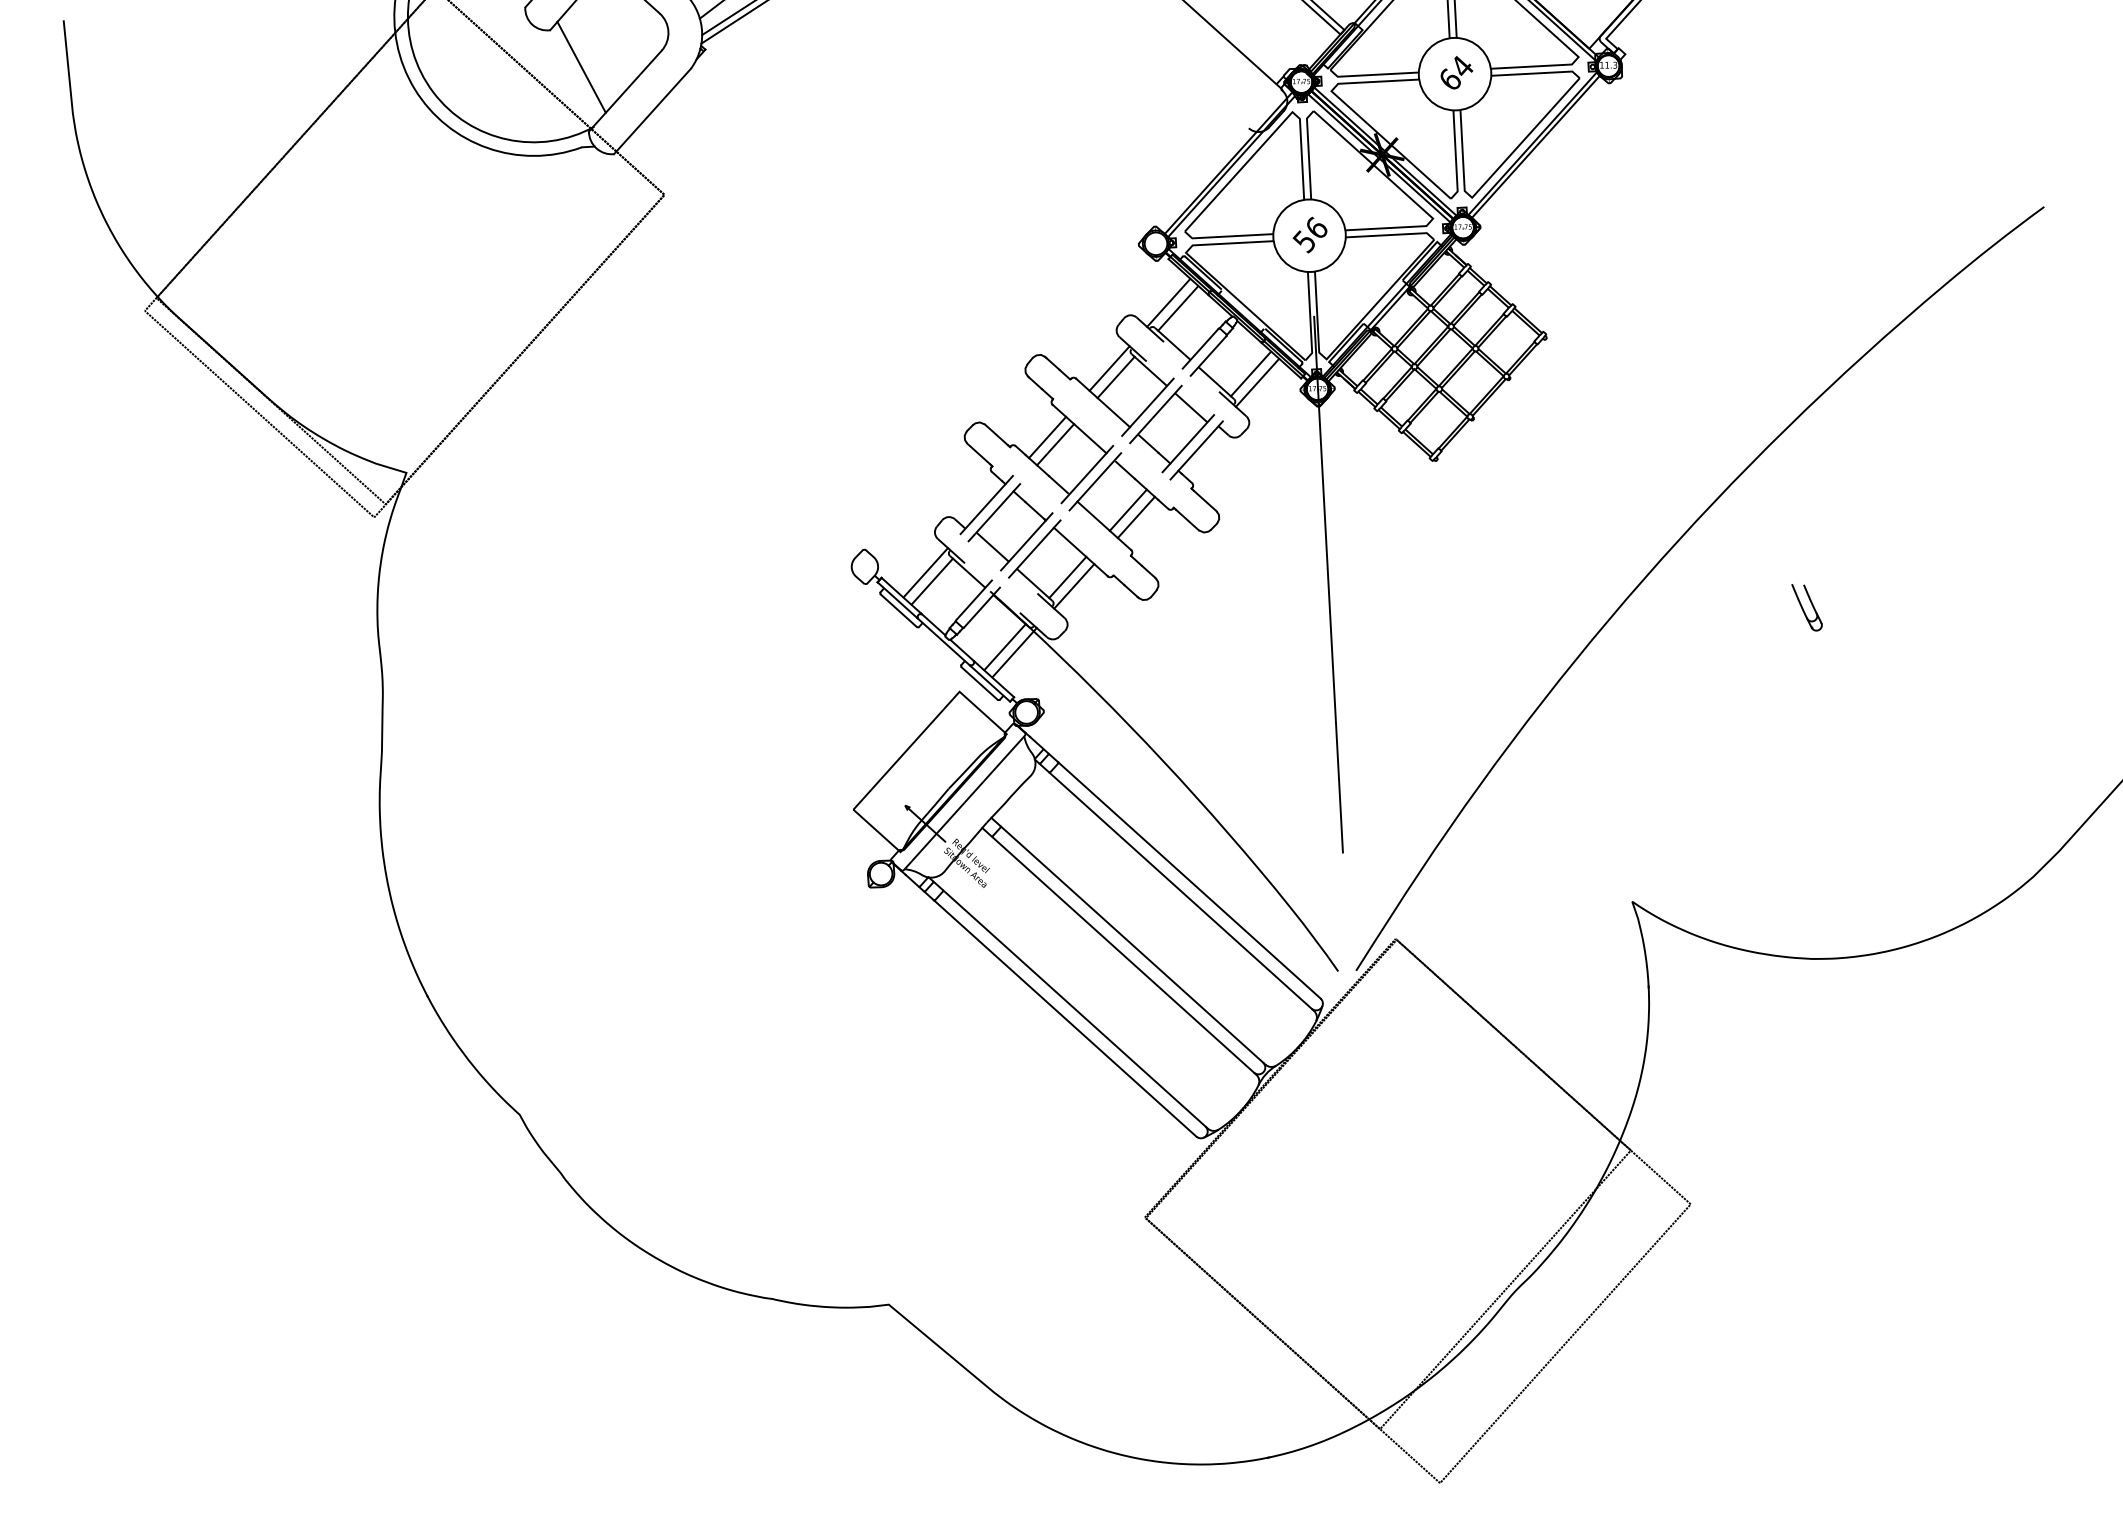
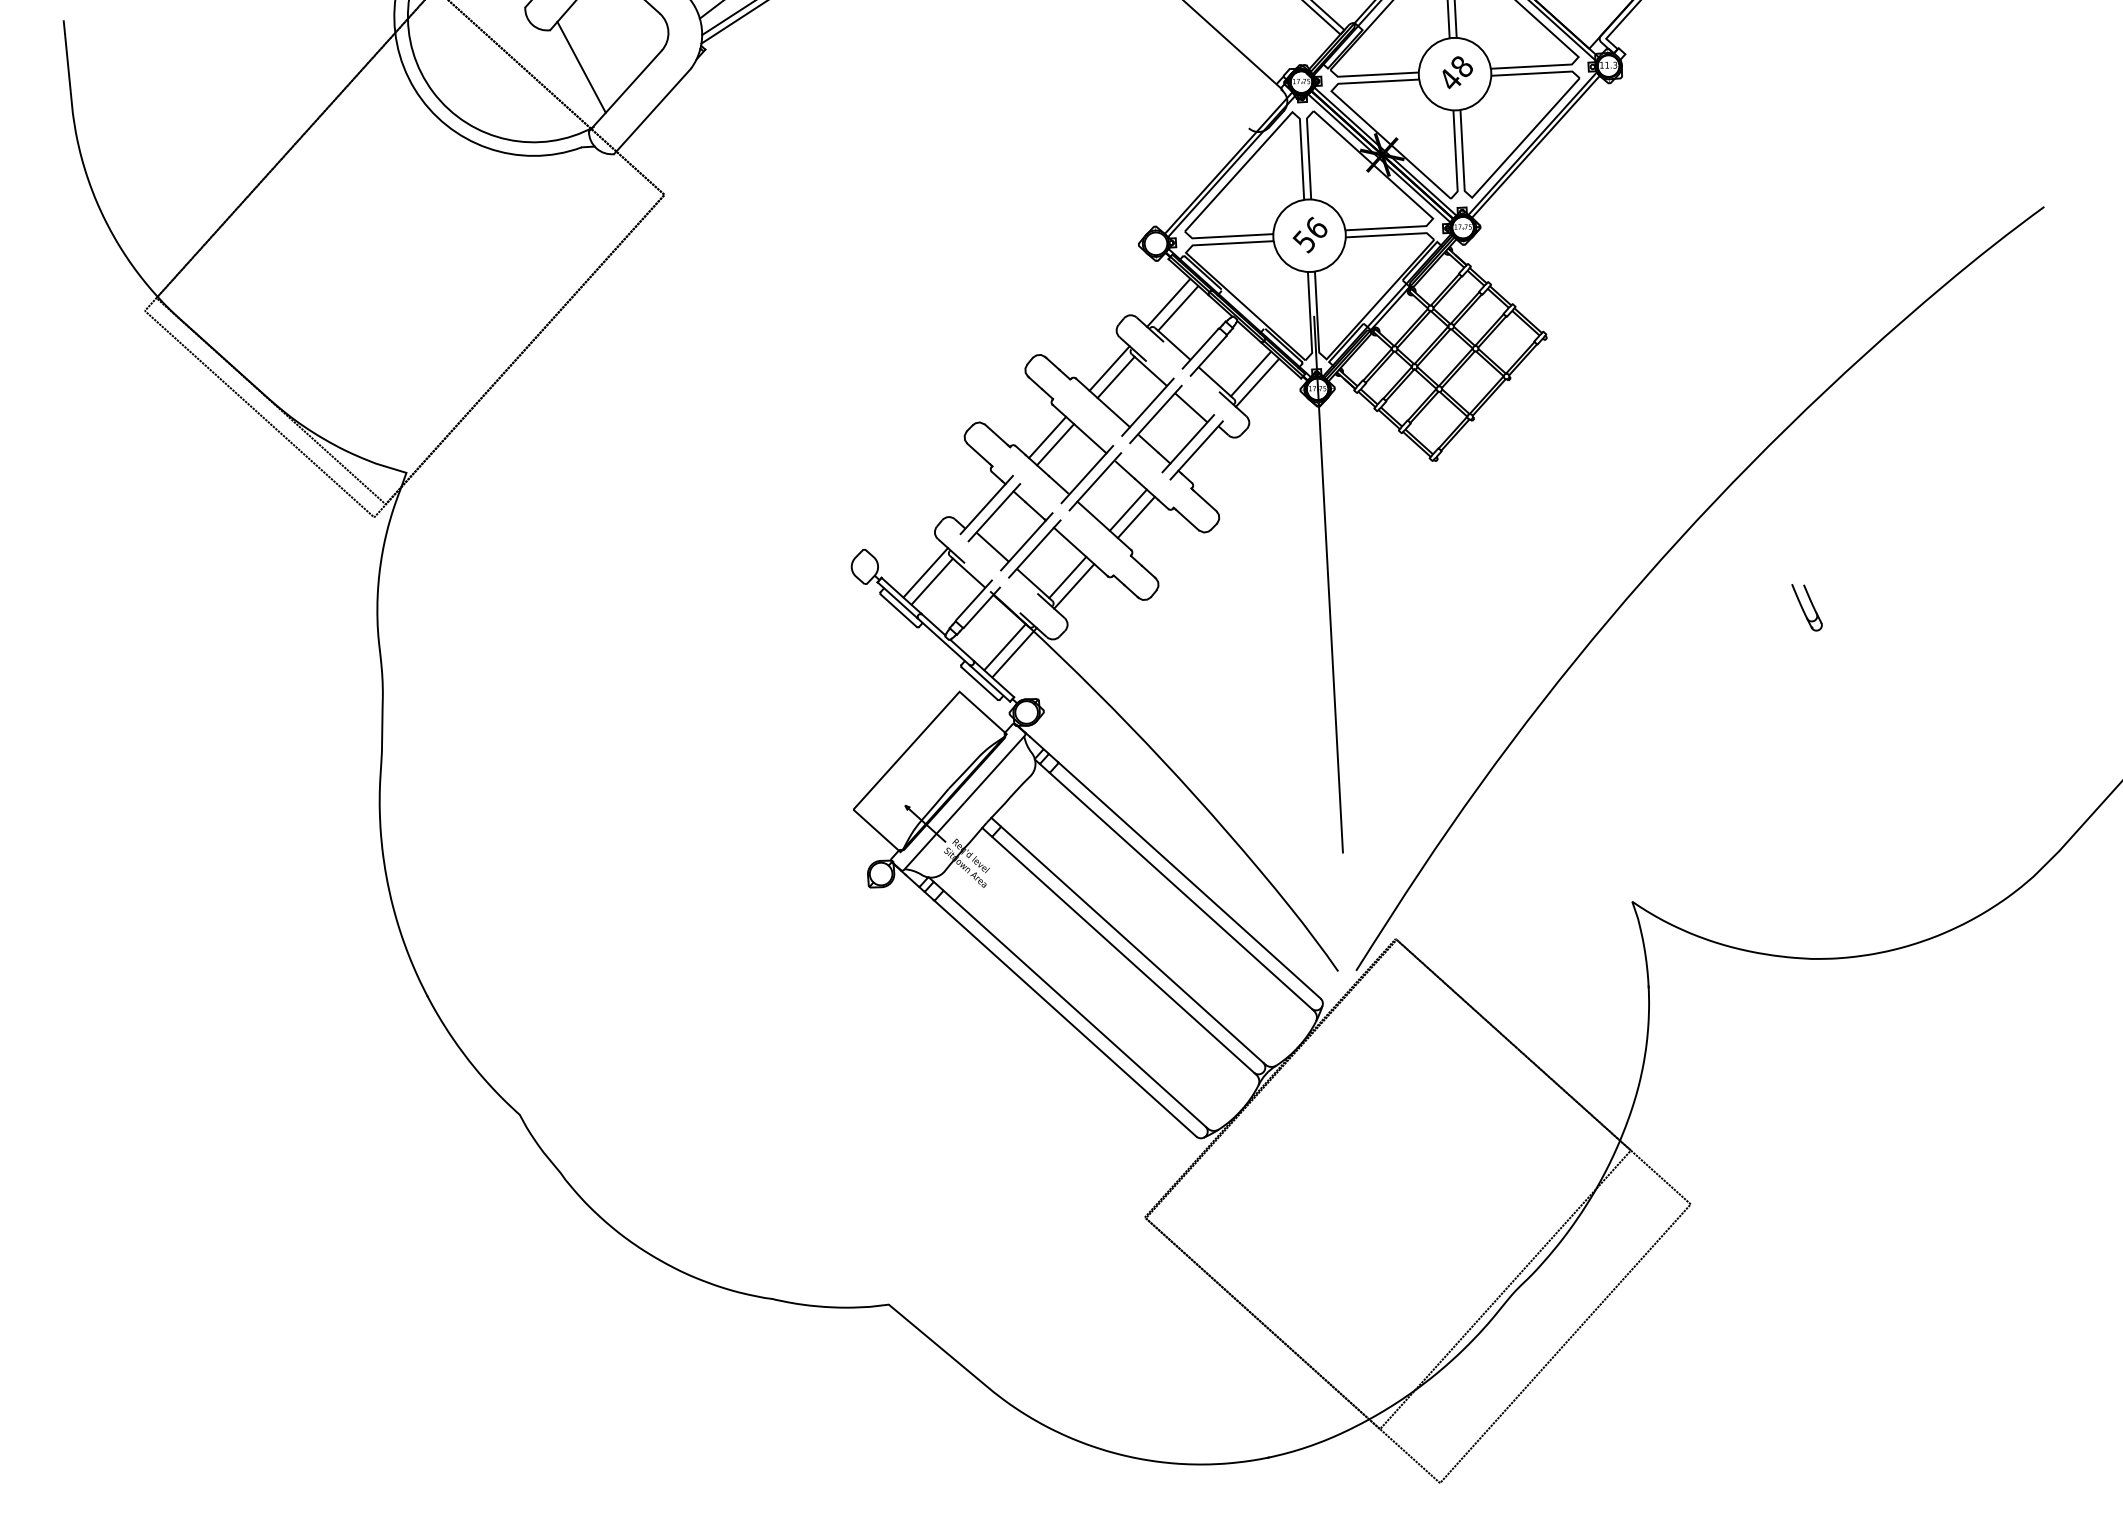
text: 64 -> 48 (1456, 72)
